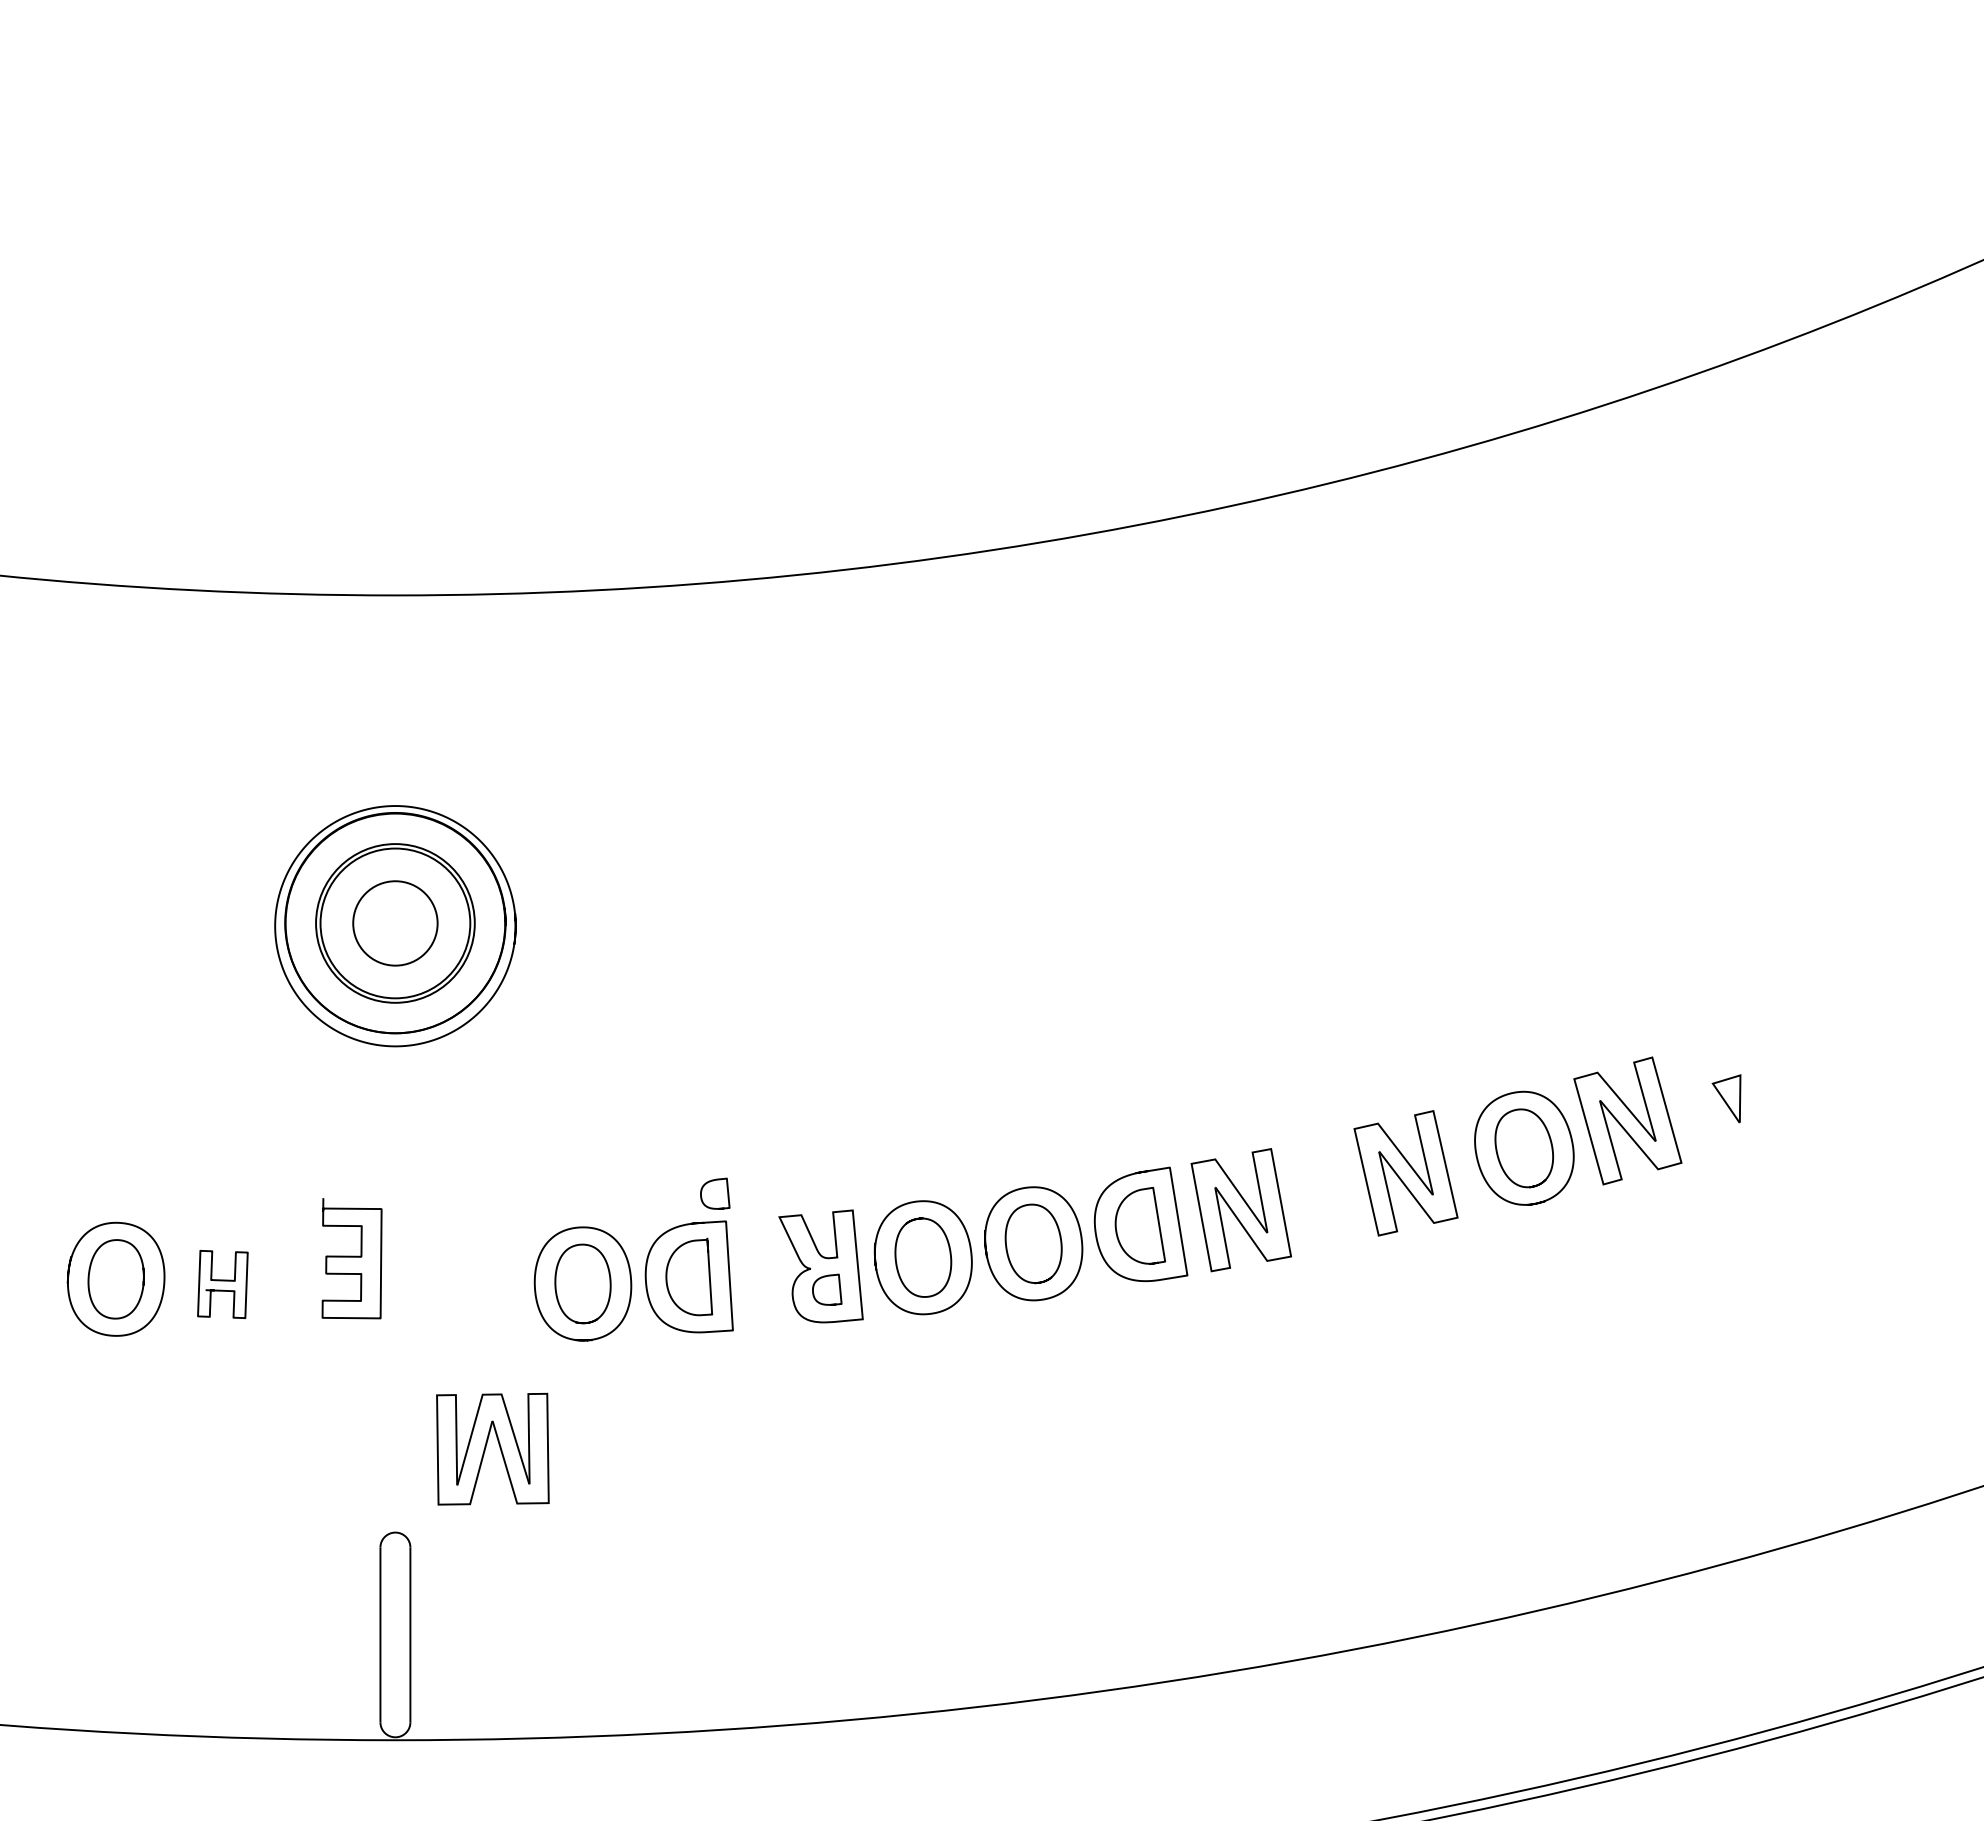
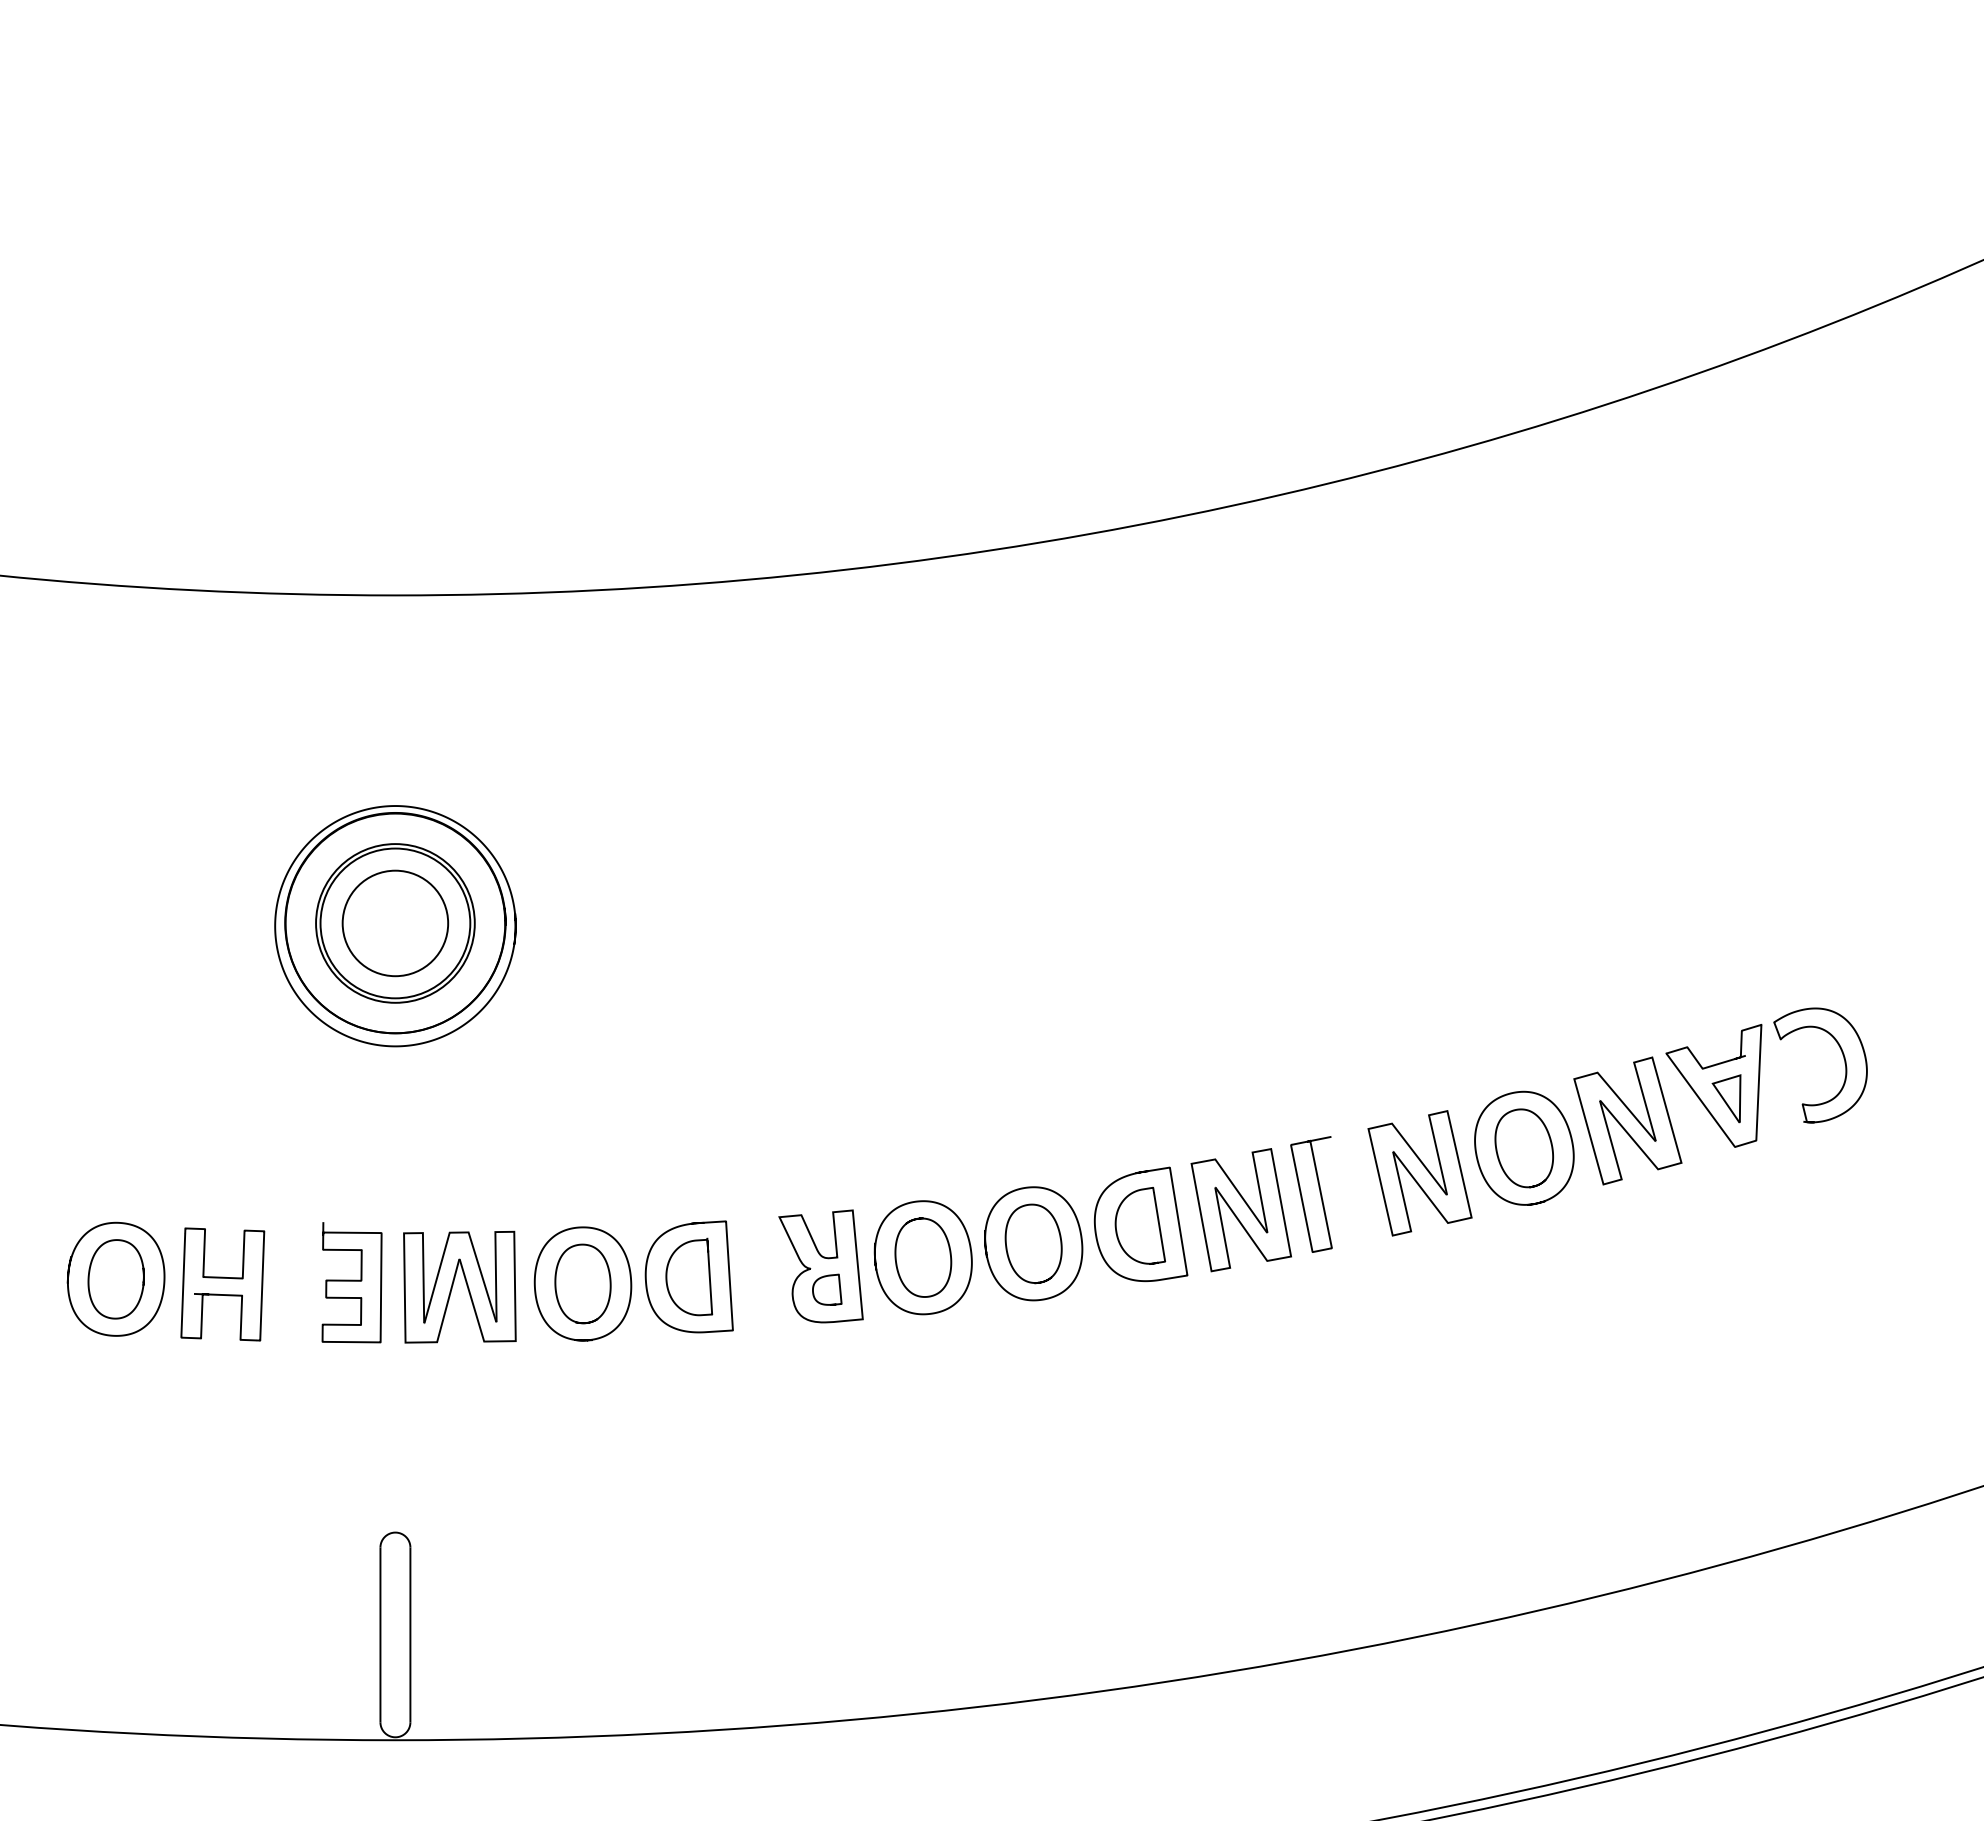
circle diameter: 84 px -> 106 px (395, 923)
part: none -> present (1843, 1058)
part: none -> present (1713, 1085)
part position: (1405, 1173) -> (1419, 1173) (1419, 1173)
part: present -> none (715, 1193)
part: none -> present (1311, 1194)
part position: (351, 1258) -> (351, 1282) (351, 1282)
part size: 52x69 px -> 86x115 px (222, 1284)
part position: (486, 1447) -> (453, 1285) (453, 1285)
